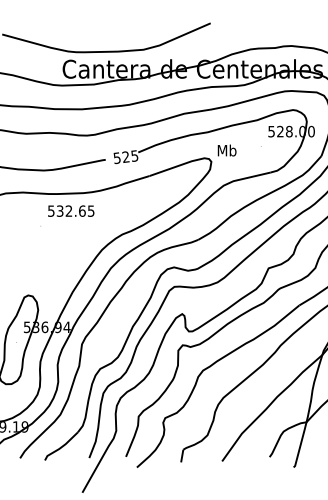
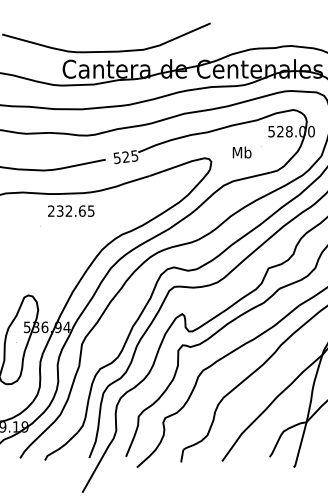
text position: (226, 150) -> (241, 152) (241, 152)
text: 532.65 -> 232.65 (51, 210)
